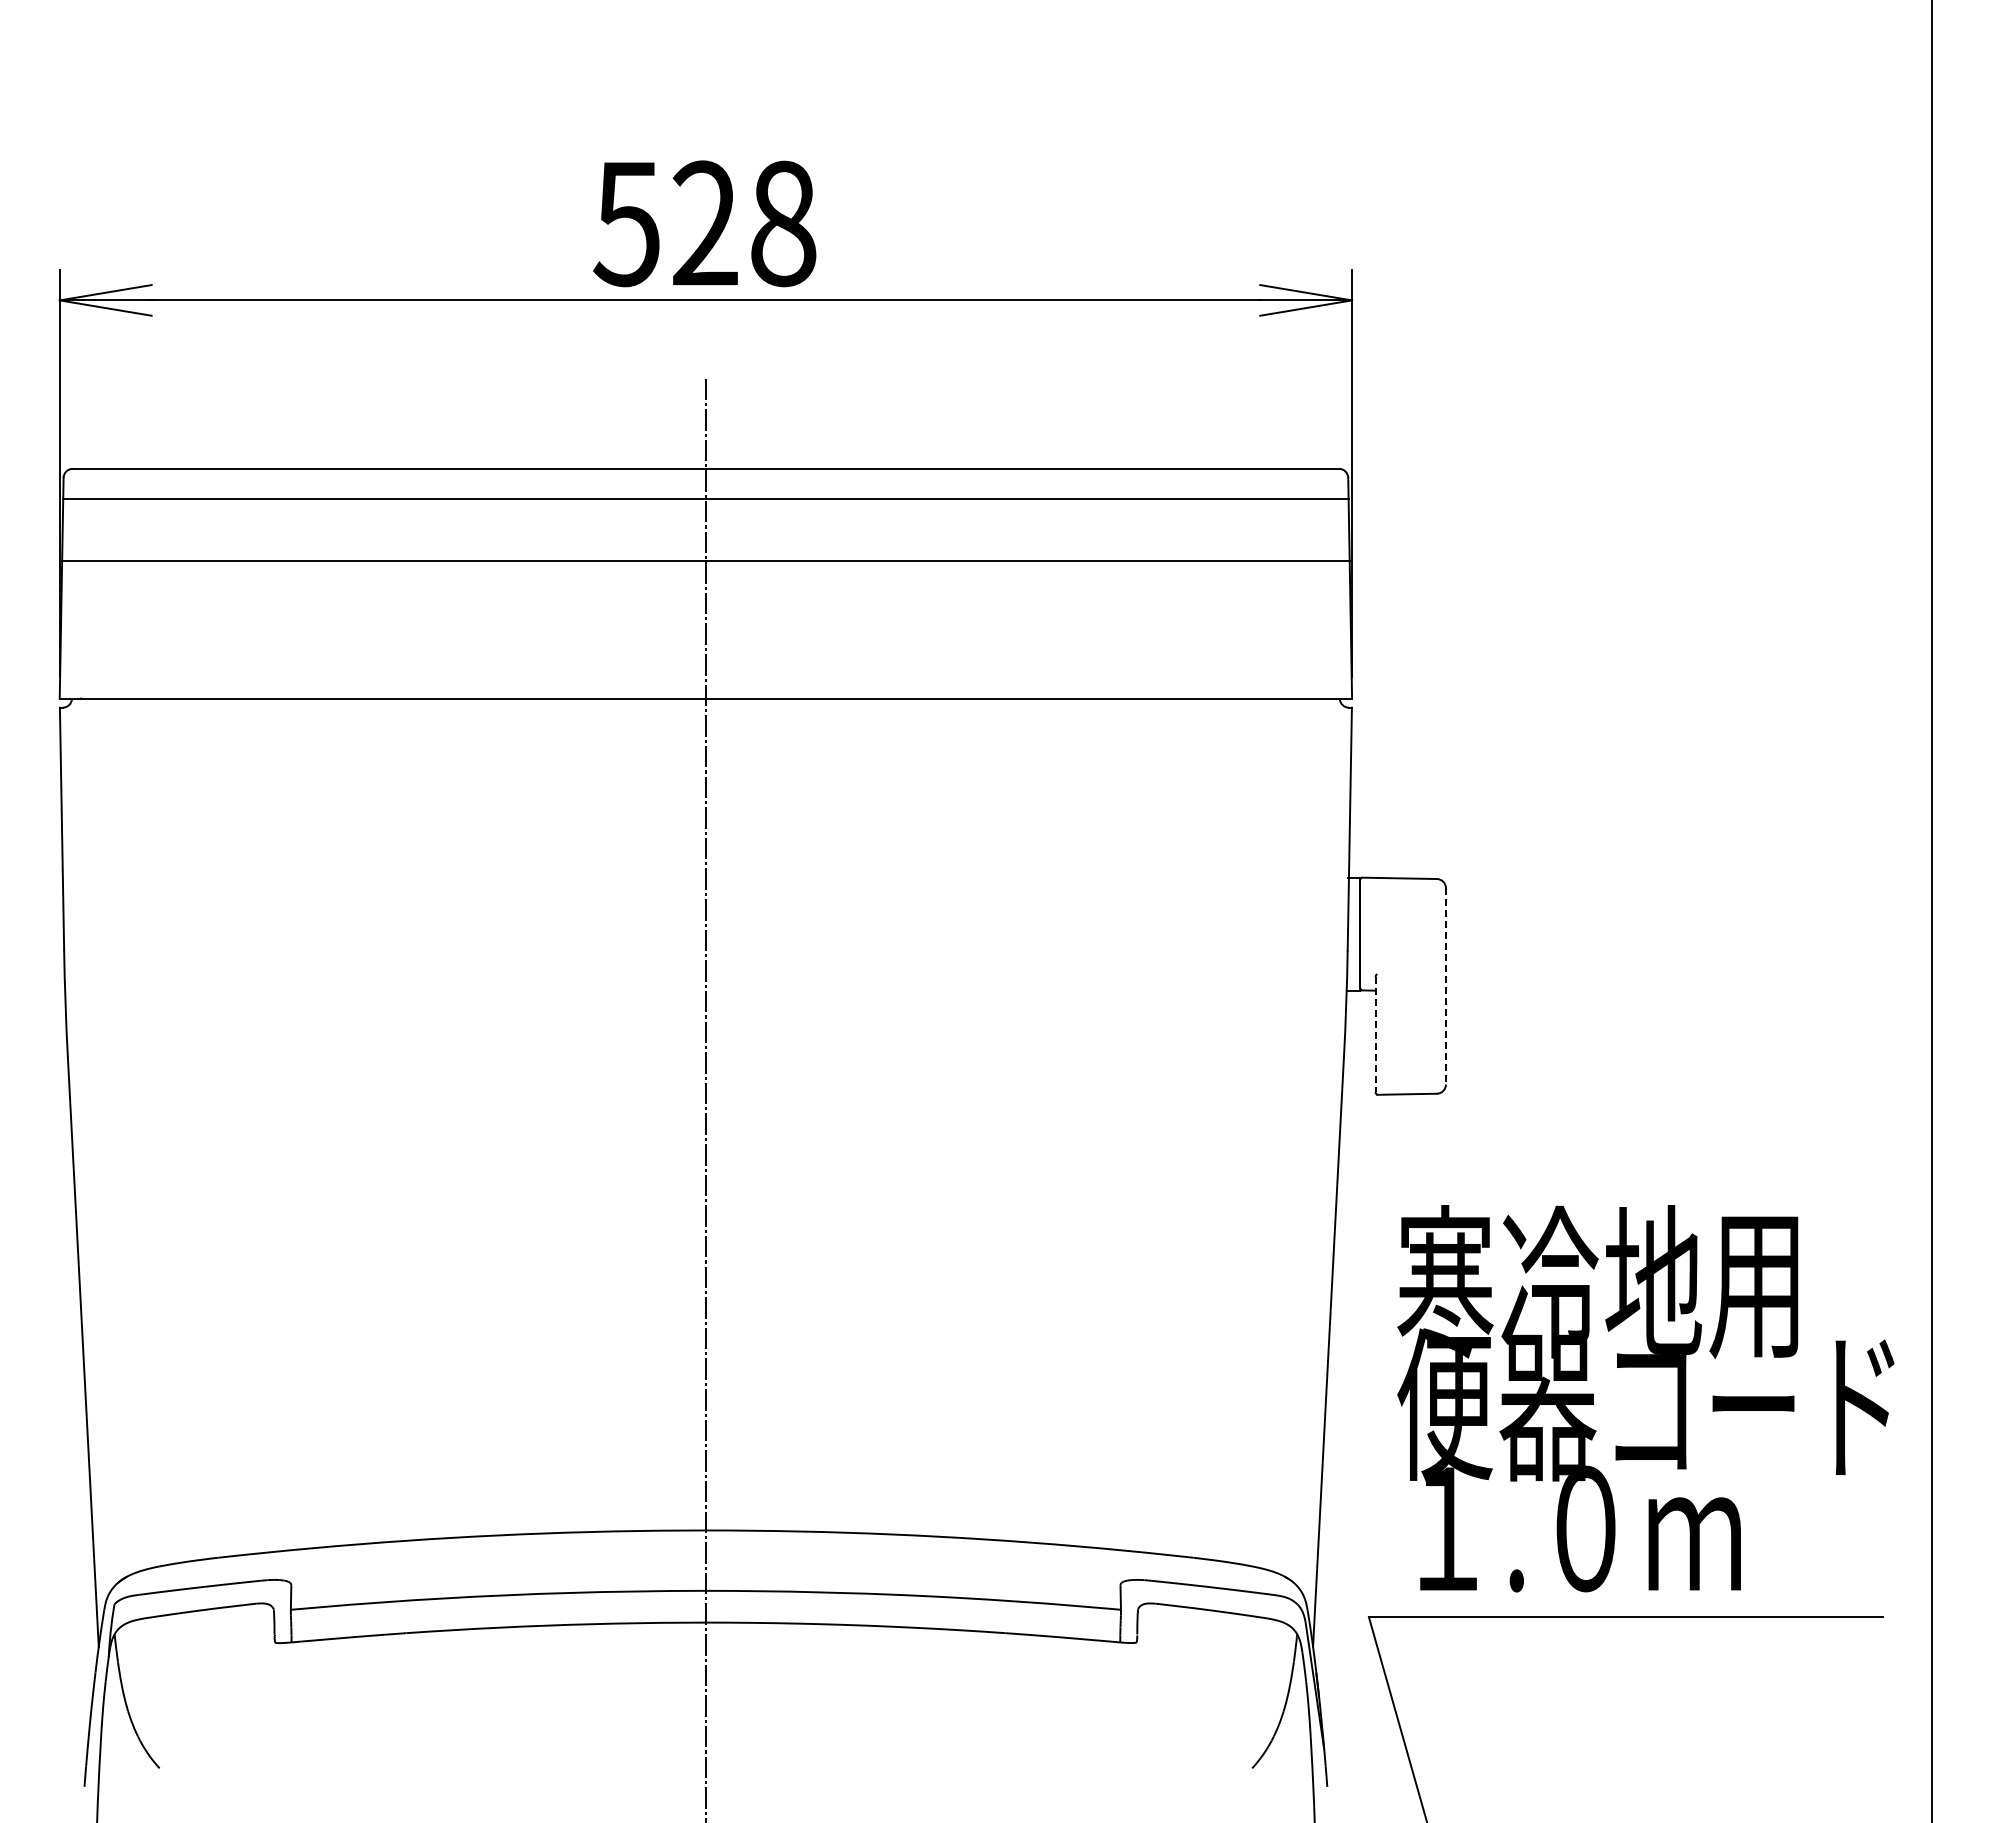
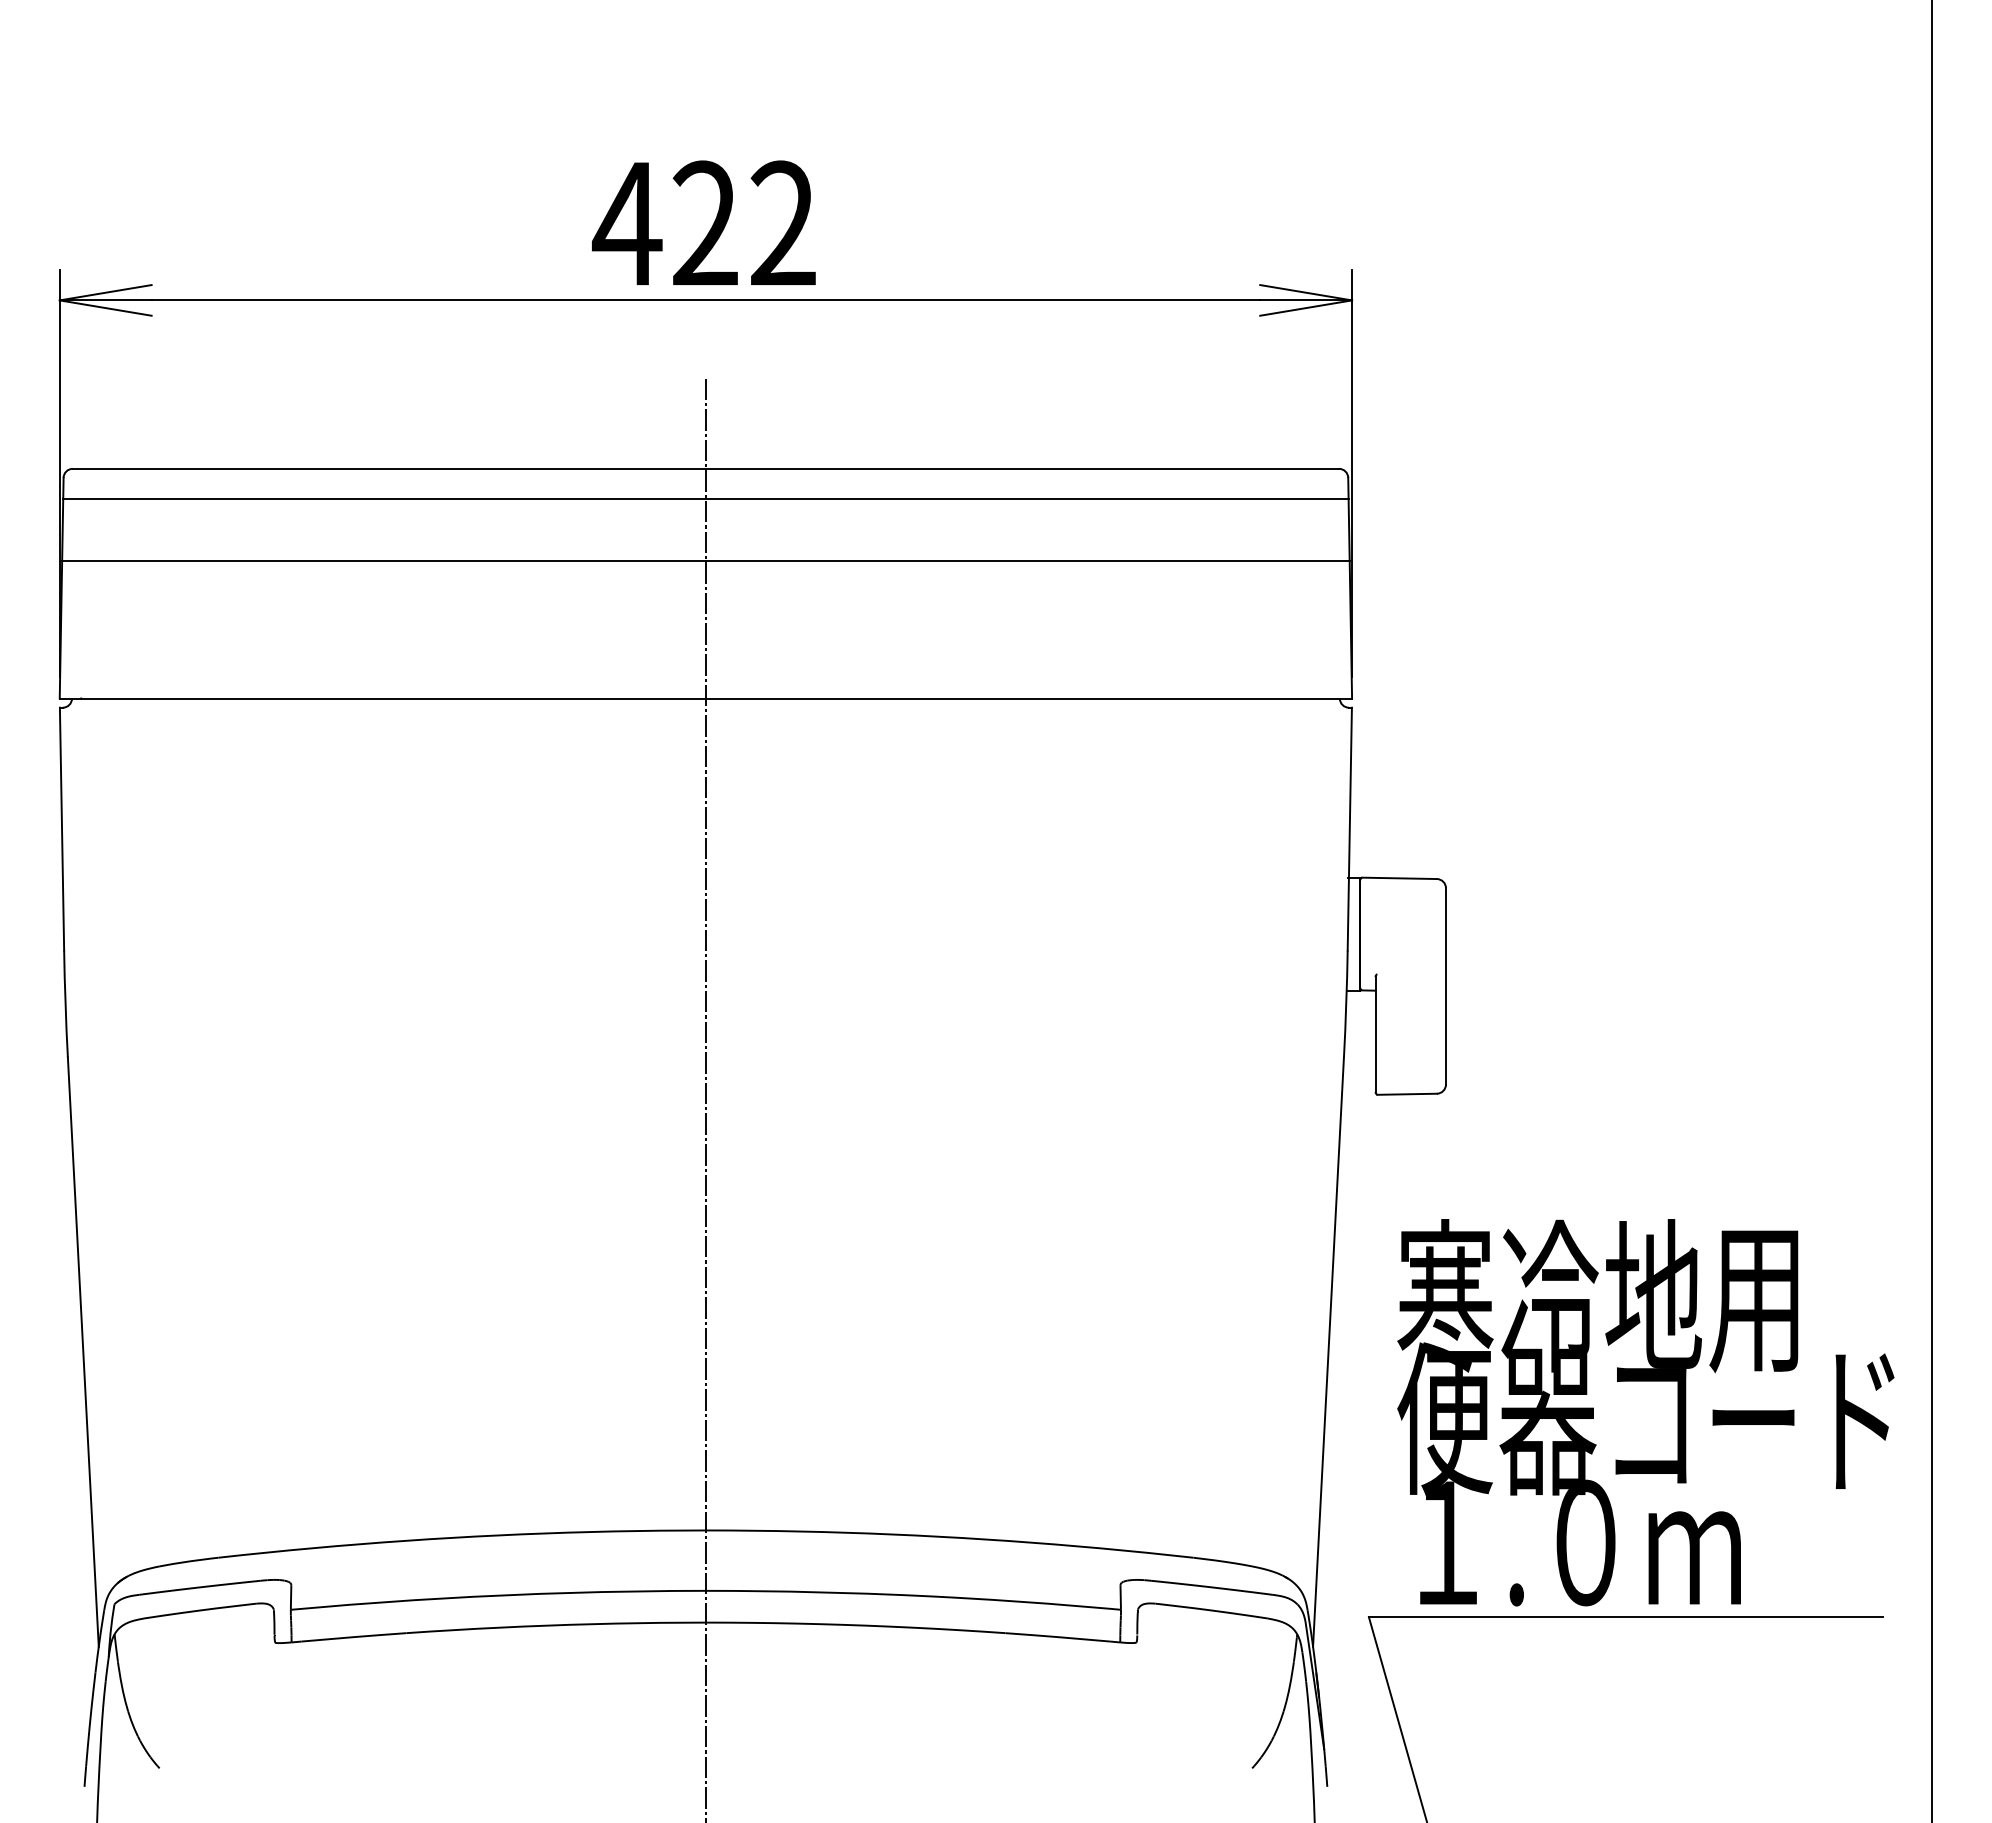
text: 528 -> 422 (703, 223)
line: dashed -> solid (1445, 986)
line: dashed -> solid (1375, 1034)
text position: (1645, 1398) -> (1645, 1412) (1645, 1412)
